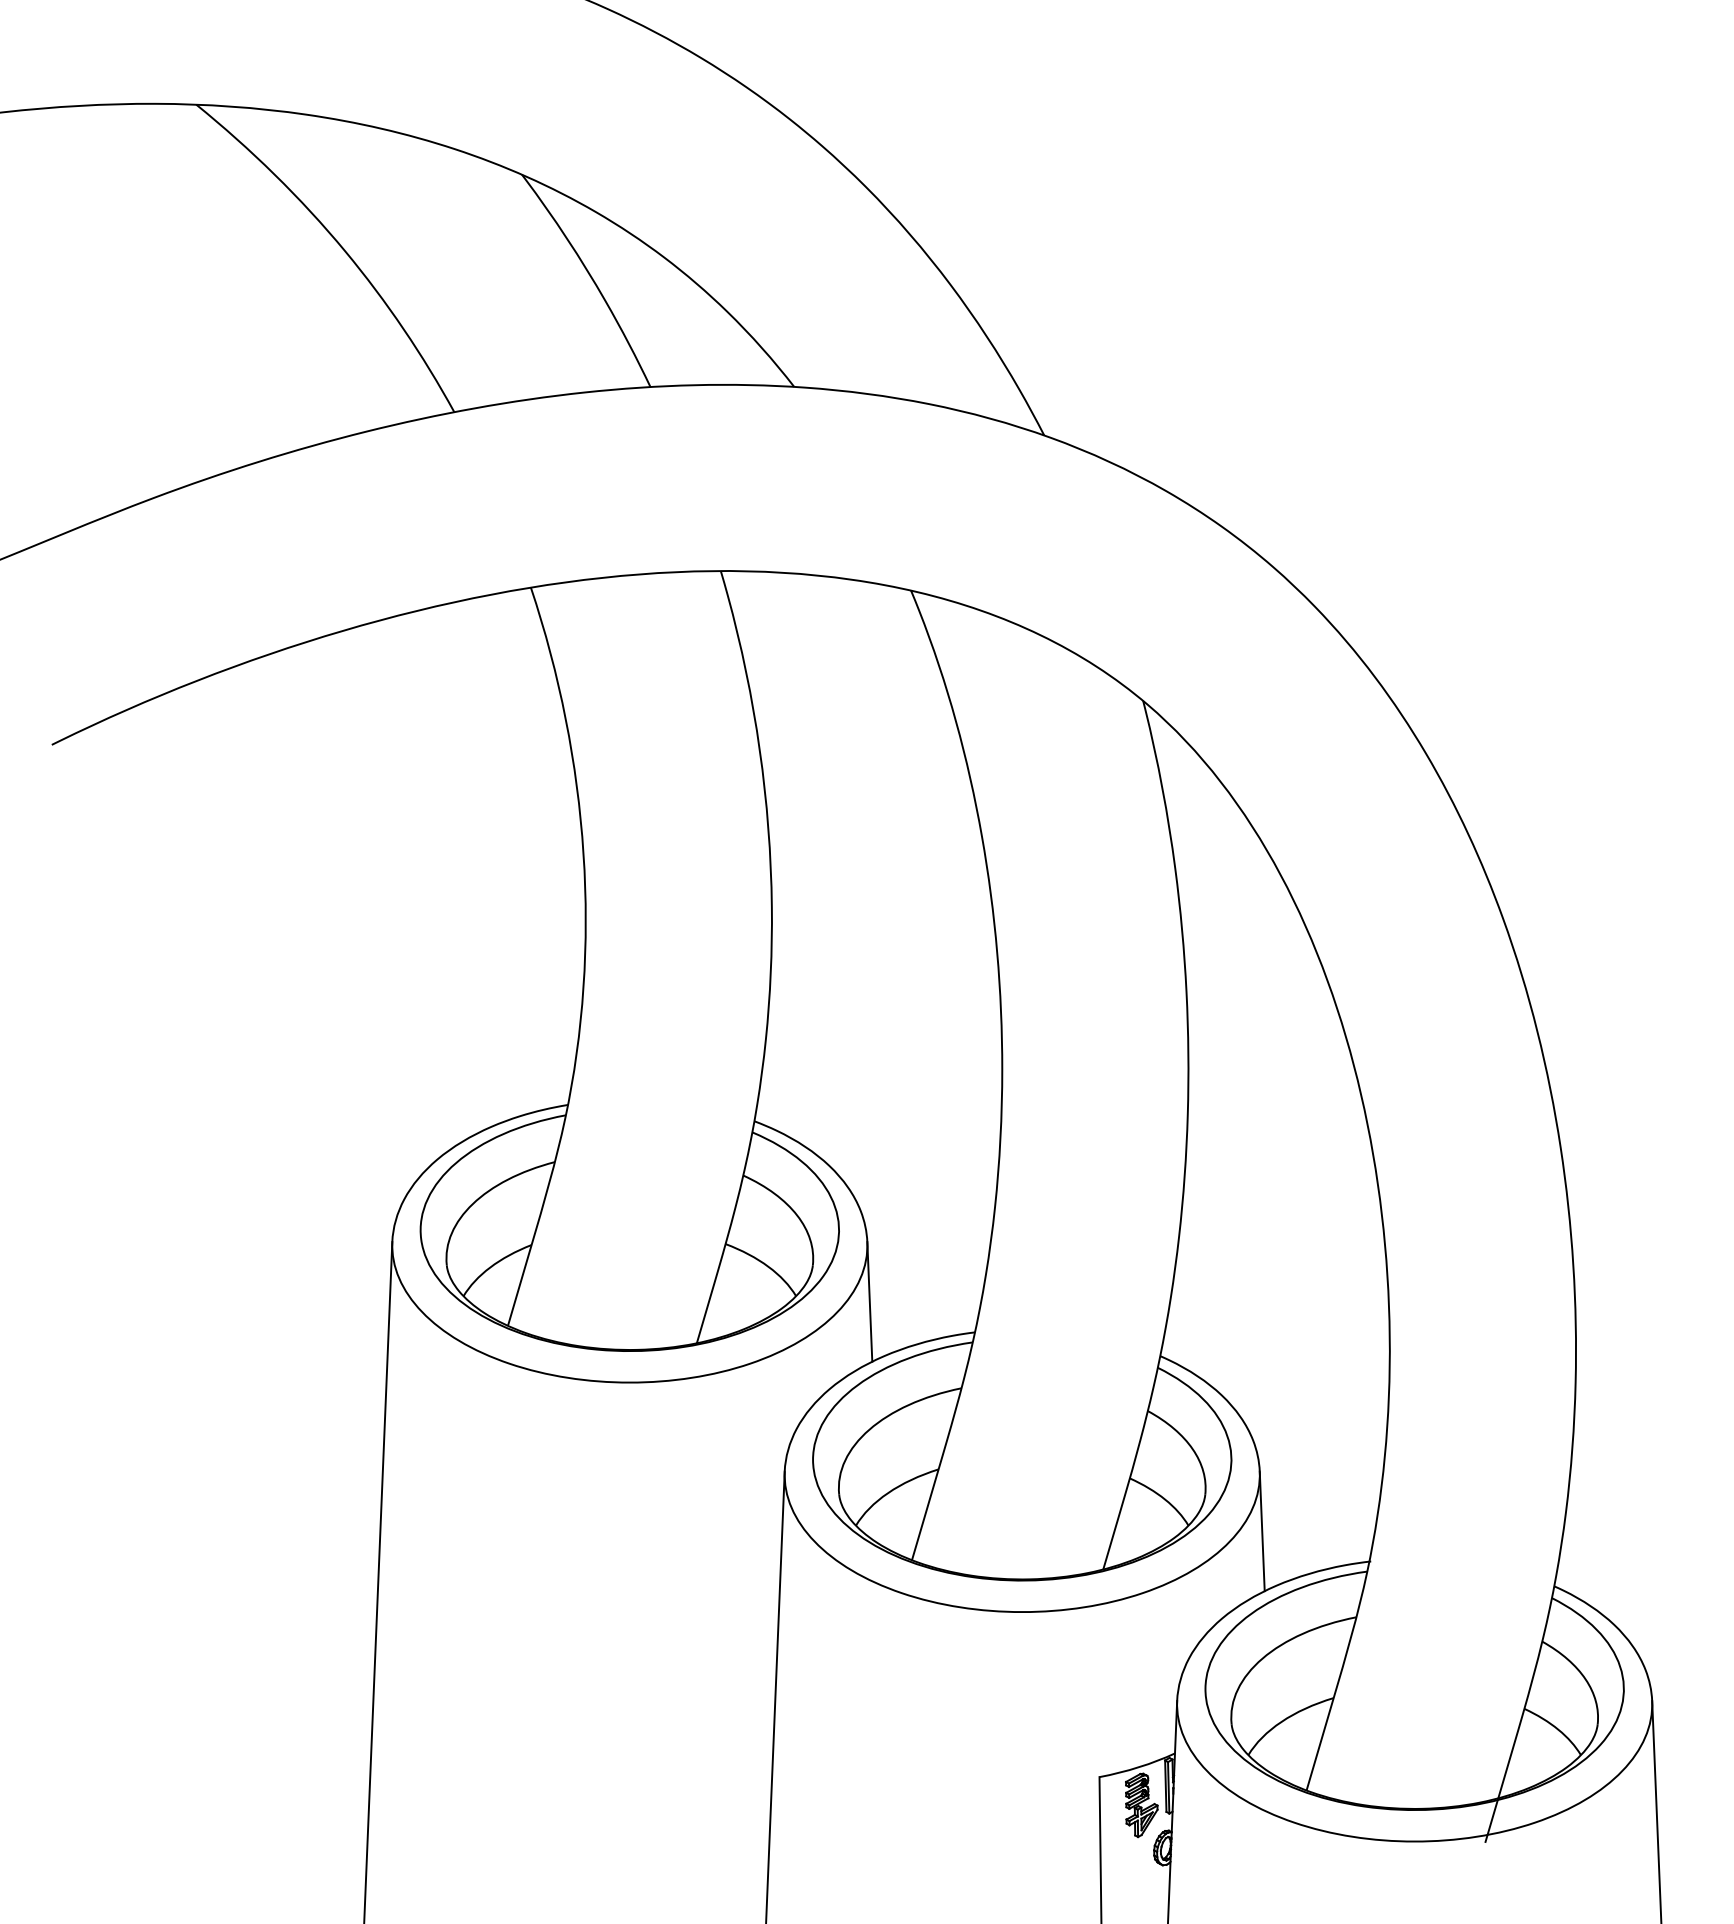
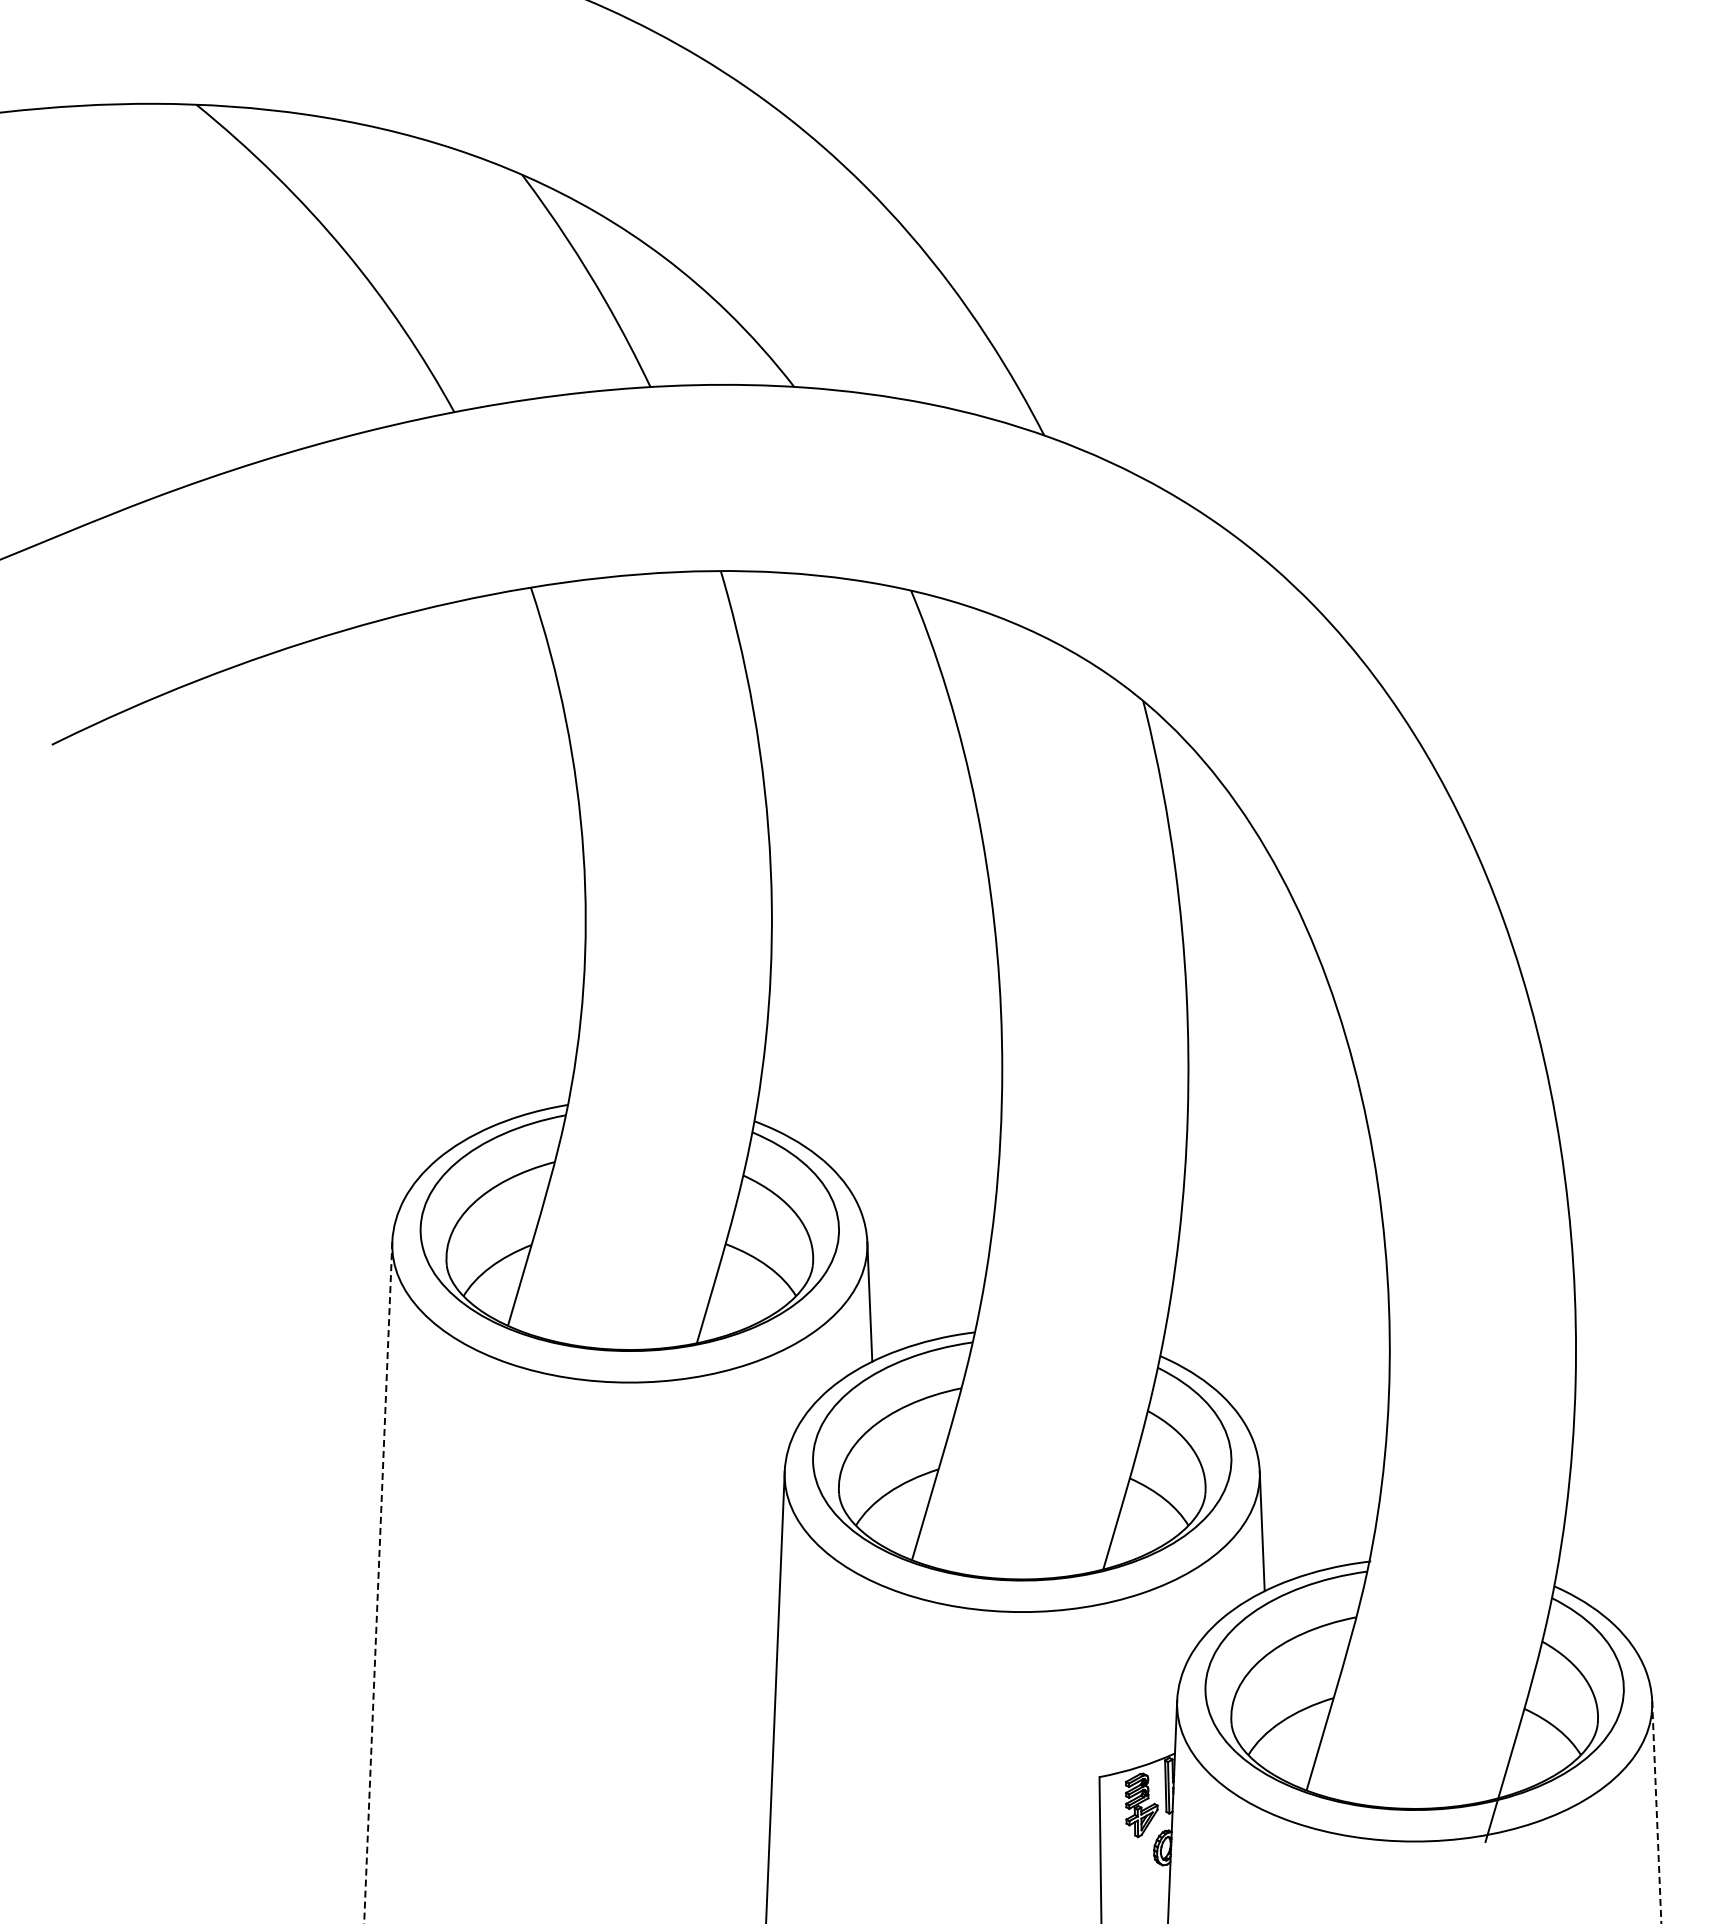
line: solid -> dashed (378, 1582)
line: solid -> dashed (1656, 1813)
